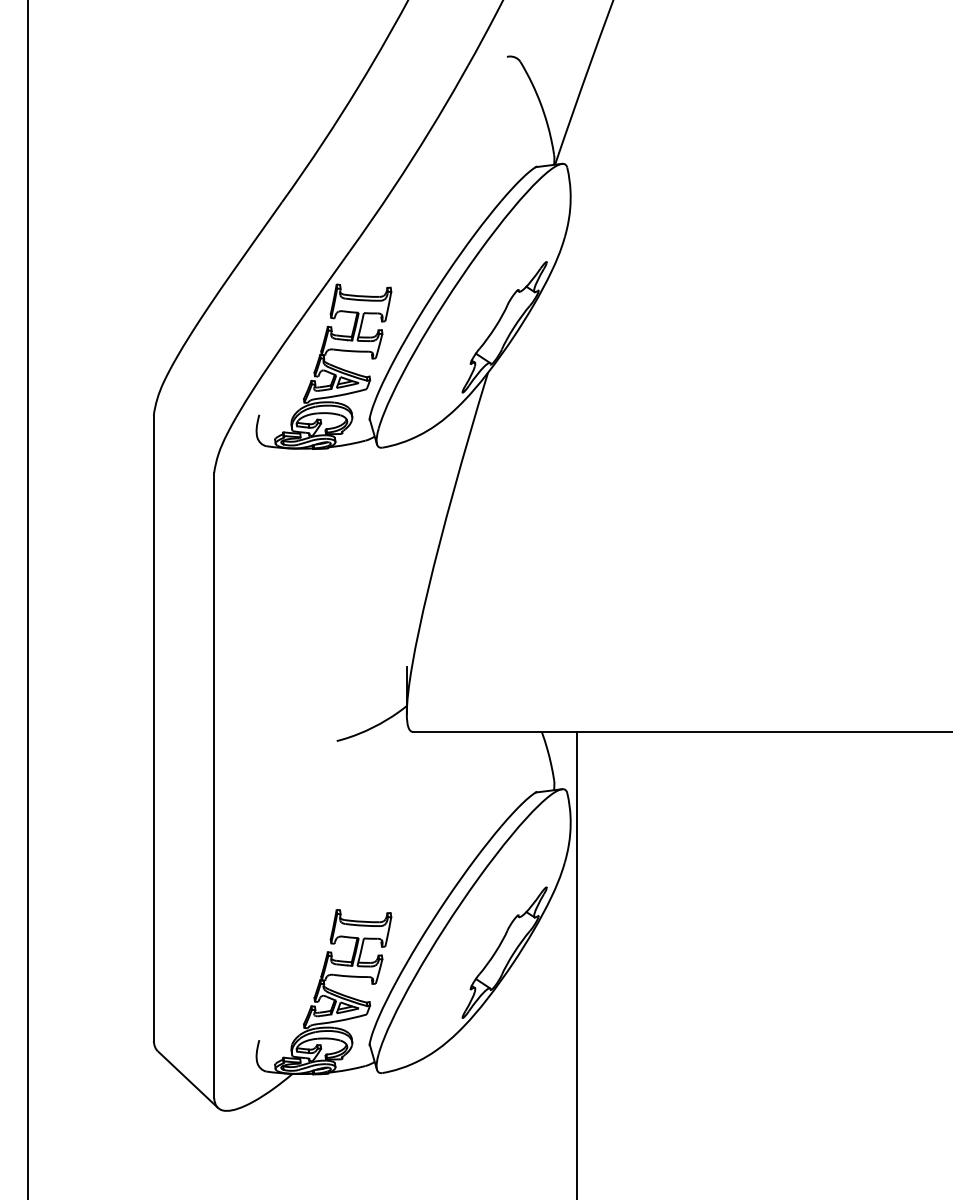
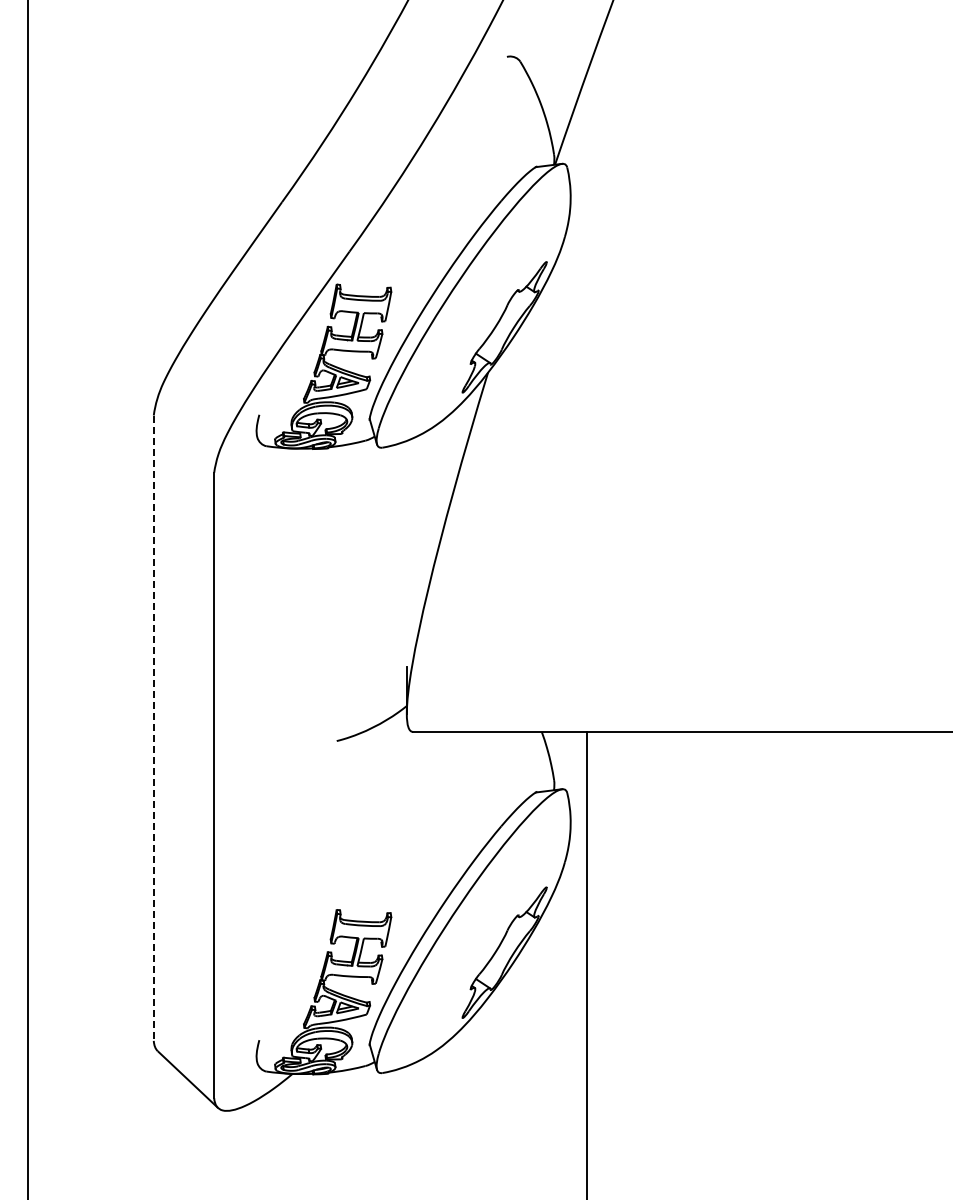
line: solid -> dashed (153, 728)
line position: (577, 963) -> (587, 963) (587, 963)
